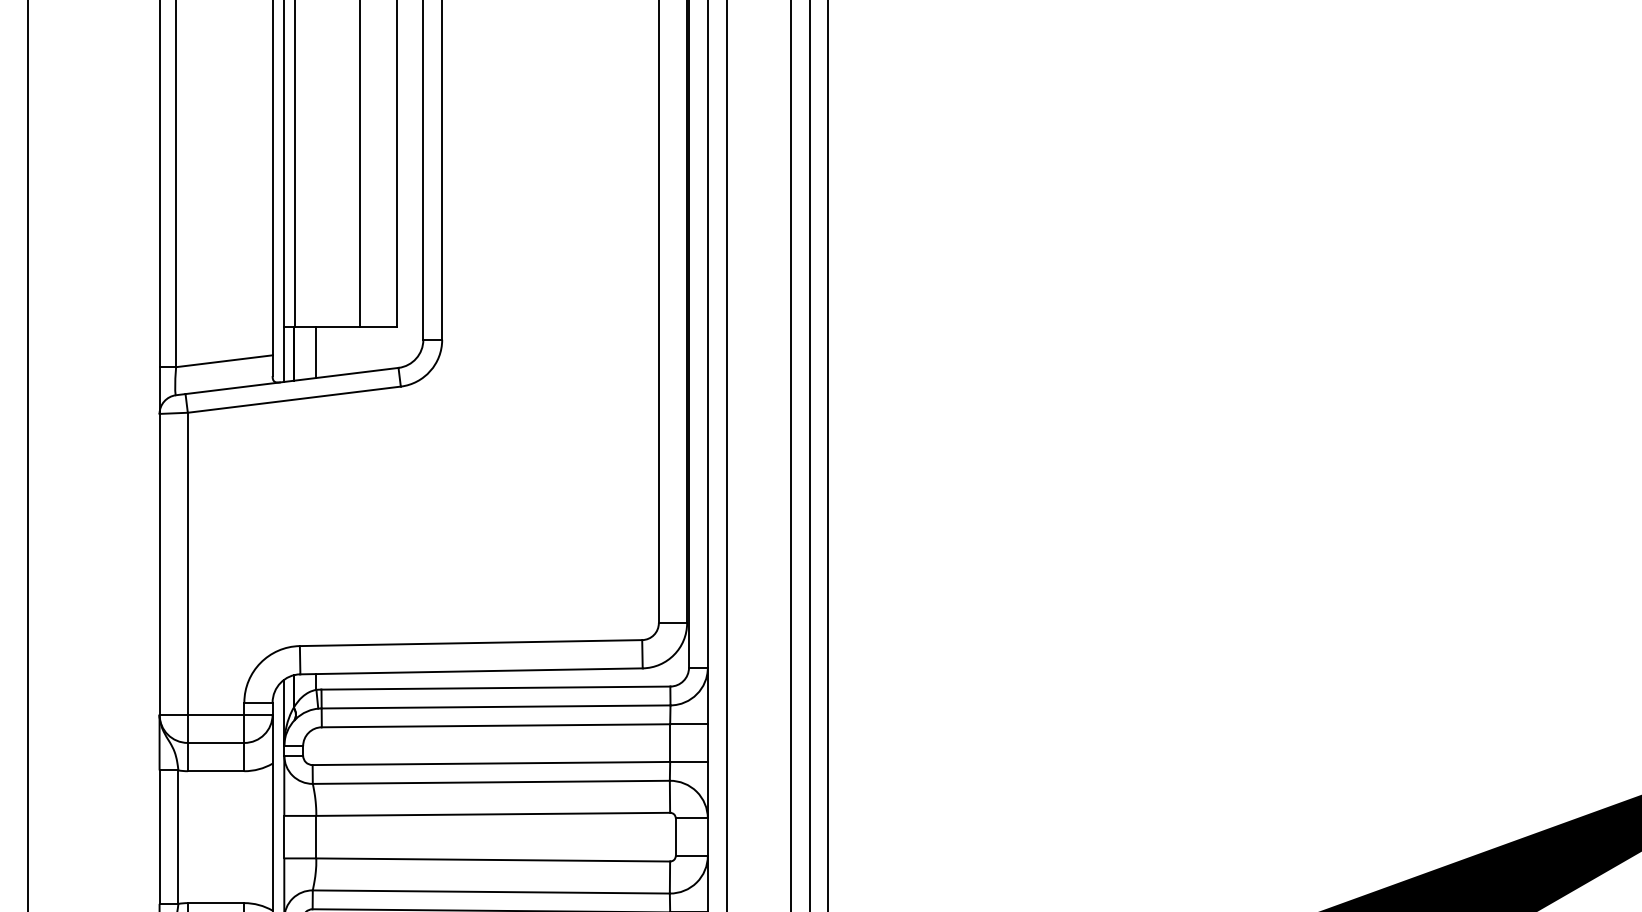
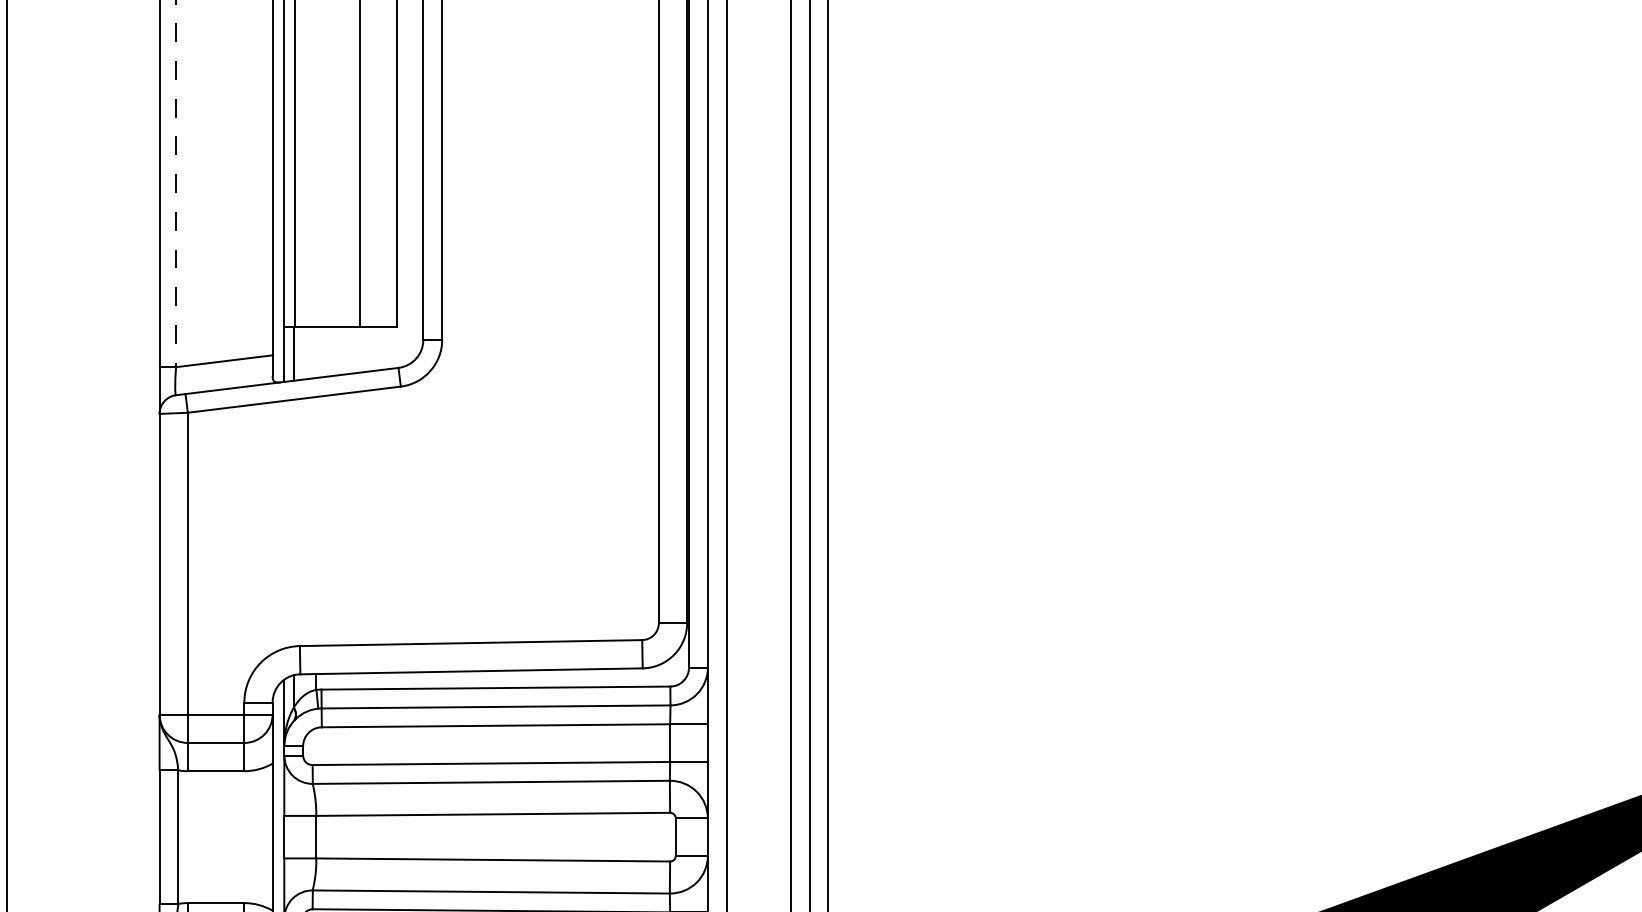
line: solid -> dashed (176, 184)
line: present -> none (316, 352)
line position: (27, 455) -> (6, 455) (6, 455)
